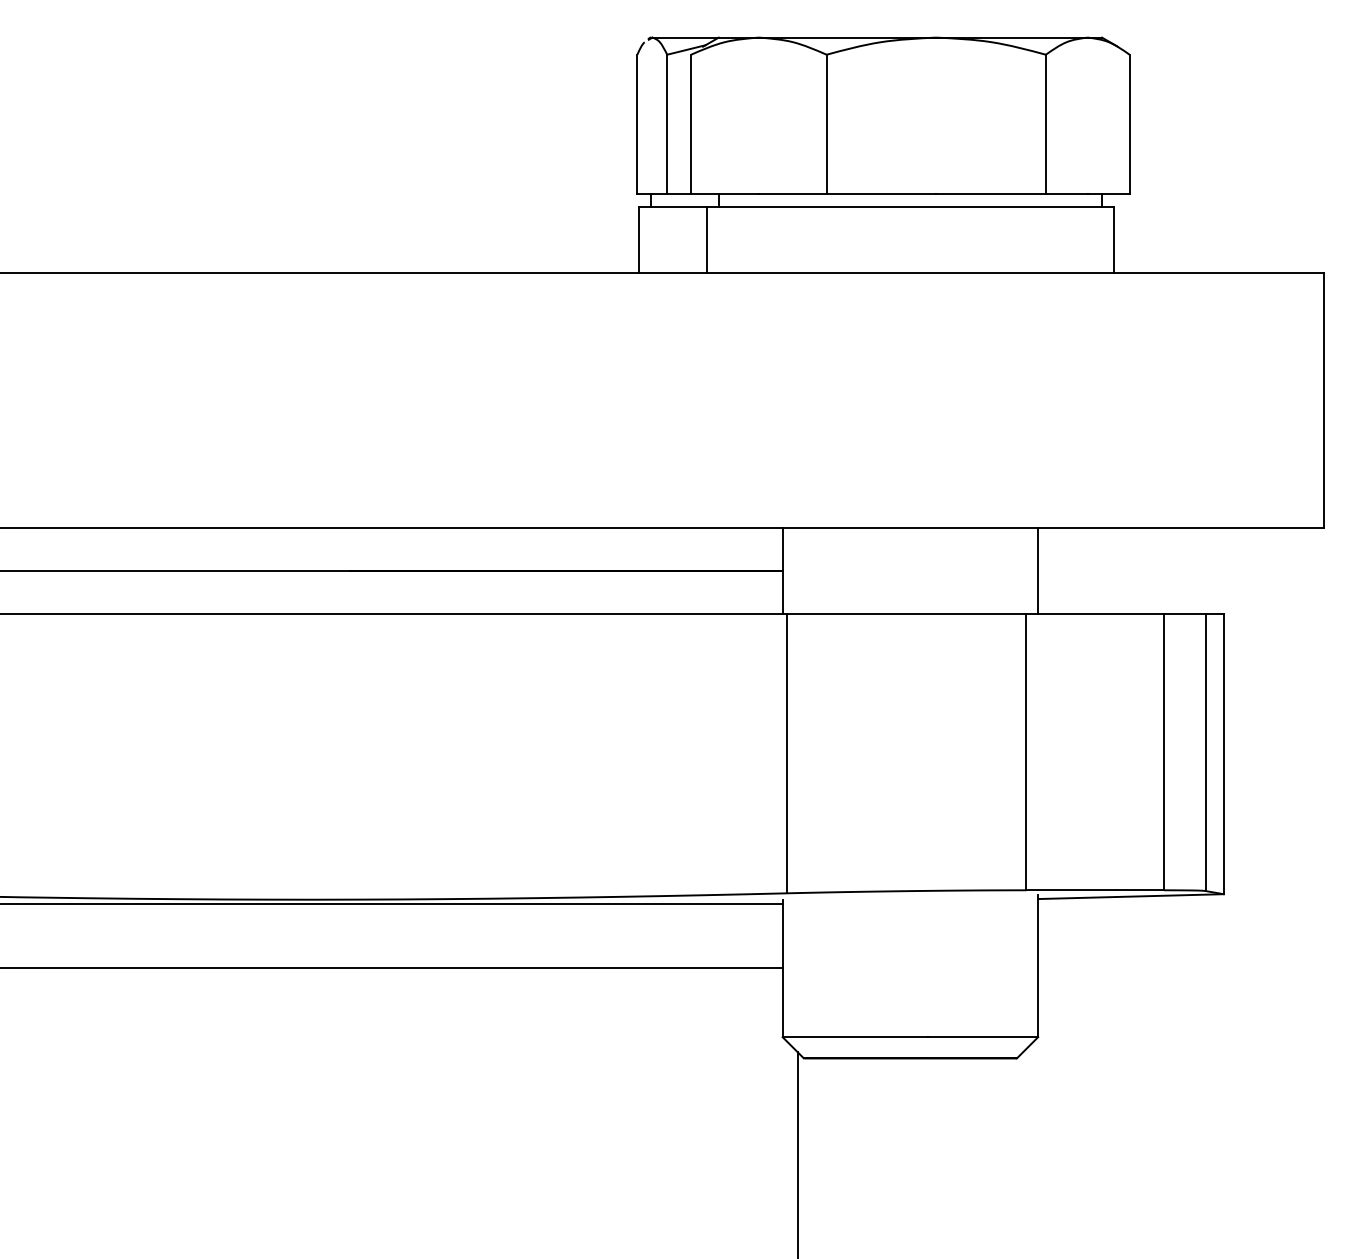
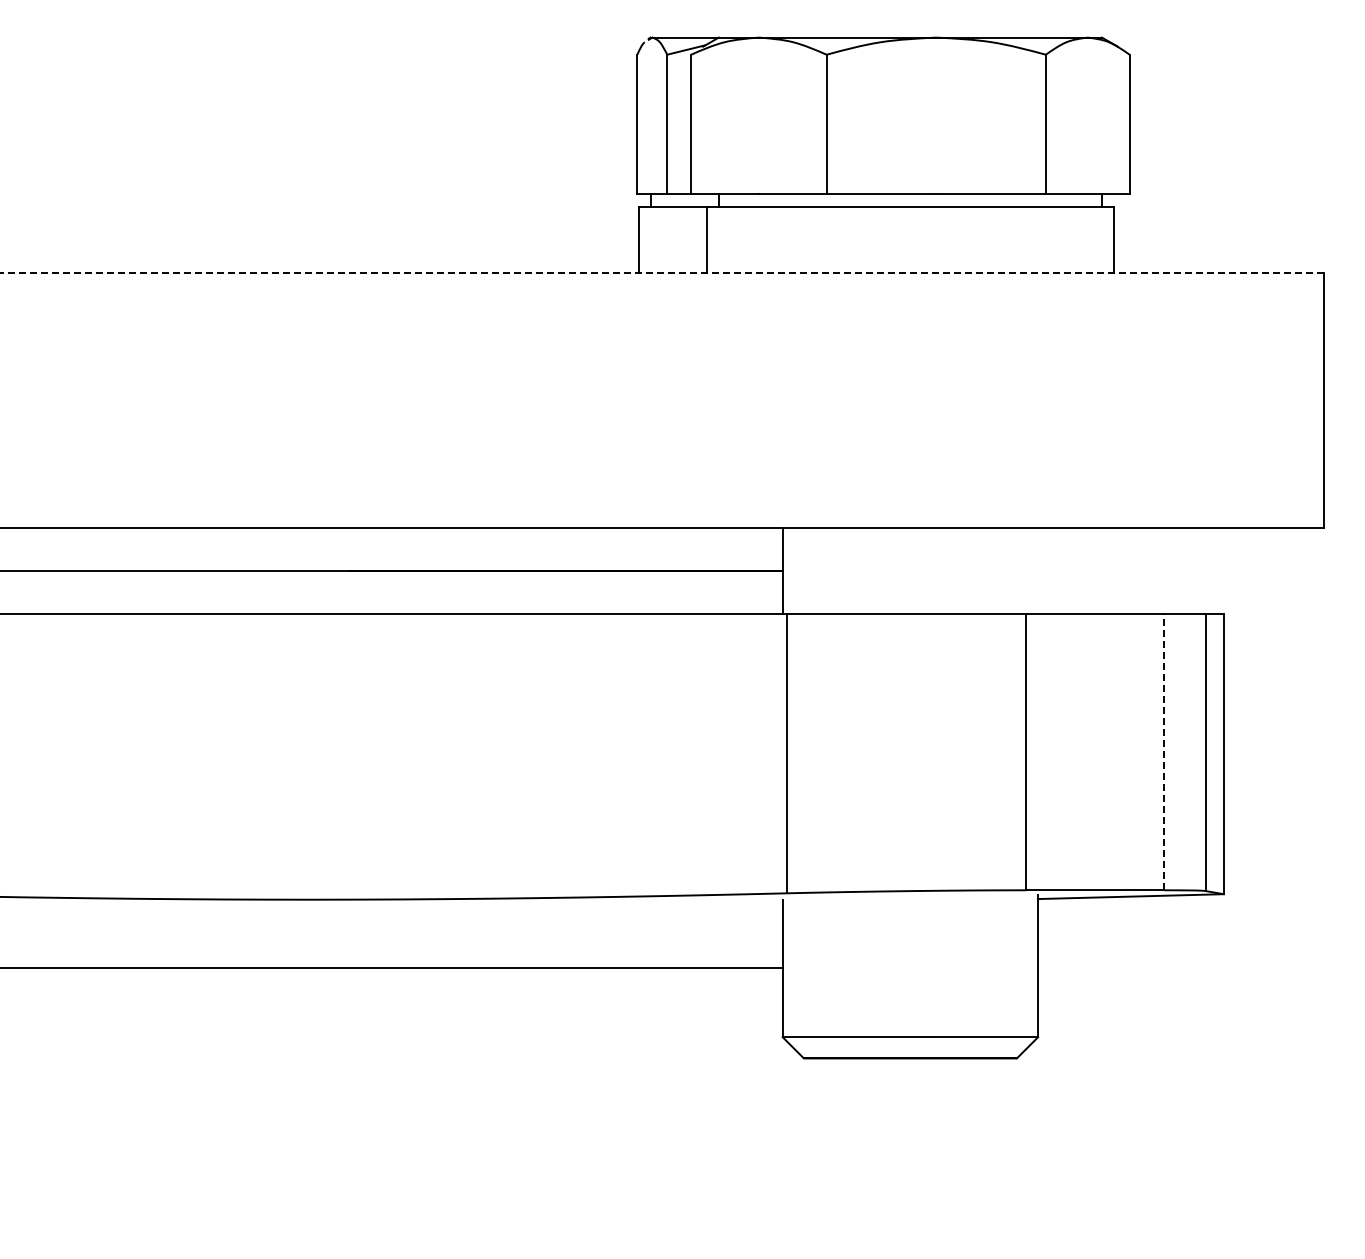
line: solid -> dashed (662, 272)
line: present -> none (1038, 570)
line: solid -> dashed (1164, 751)
line: present -> none (392, 903)
line: present -> none (797, 1153)
